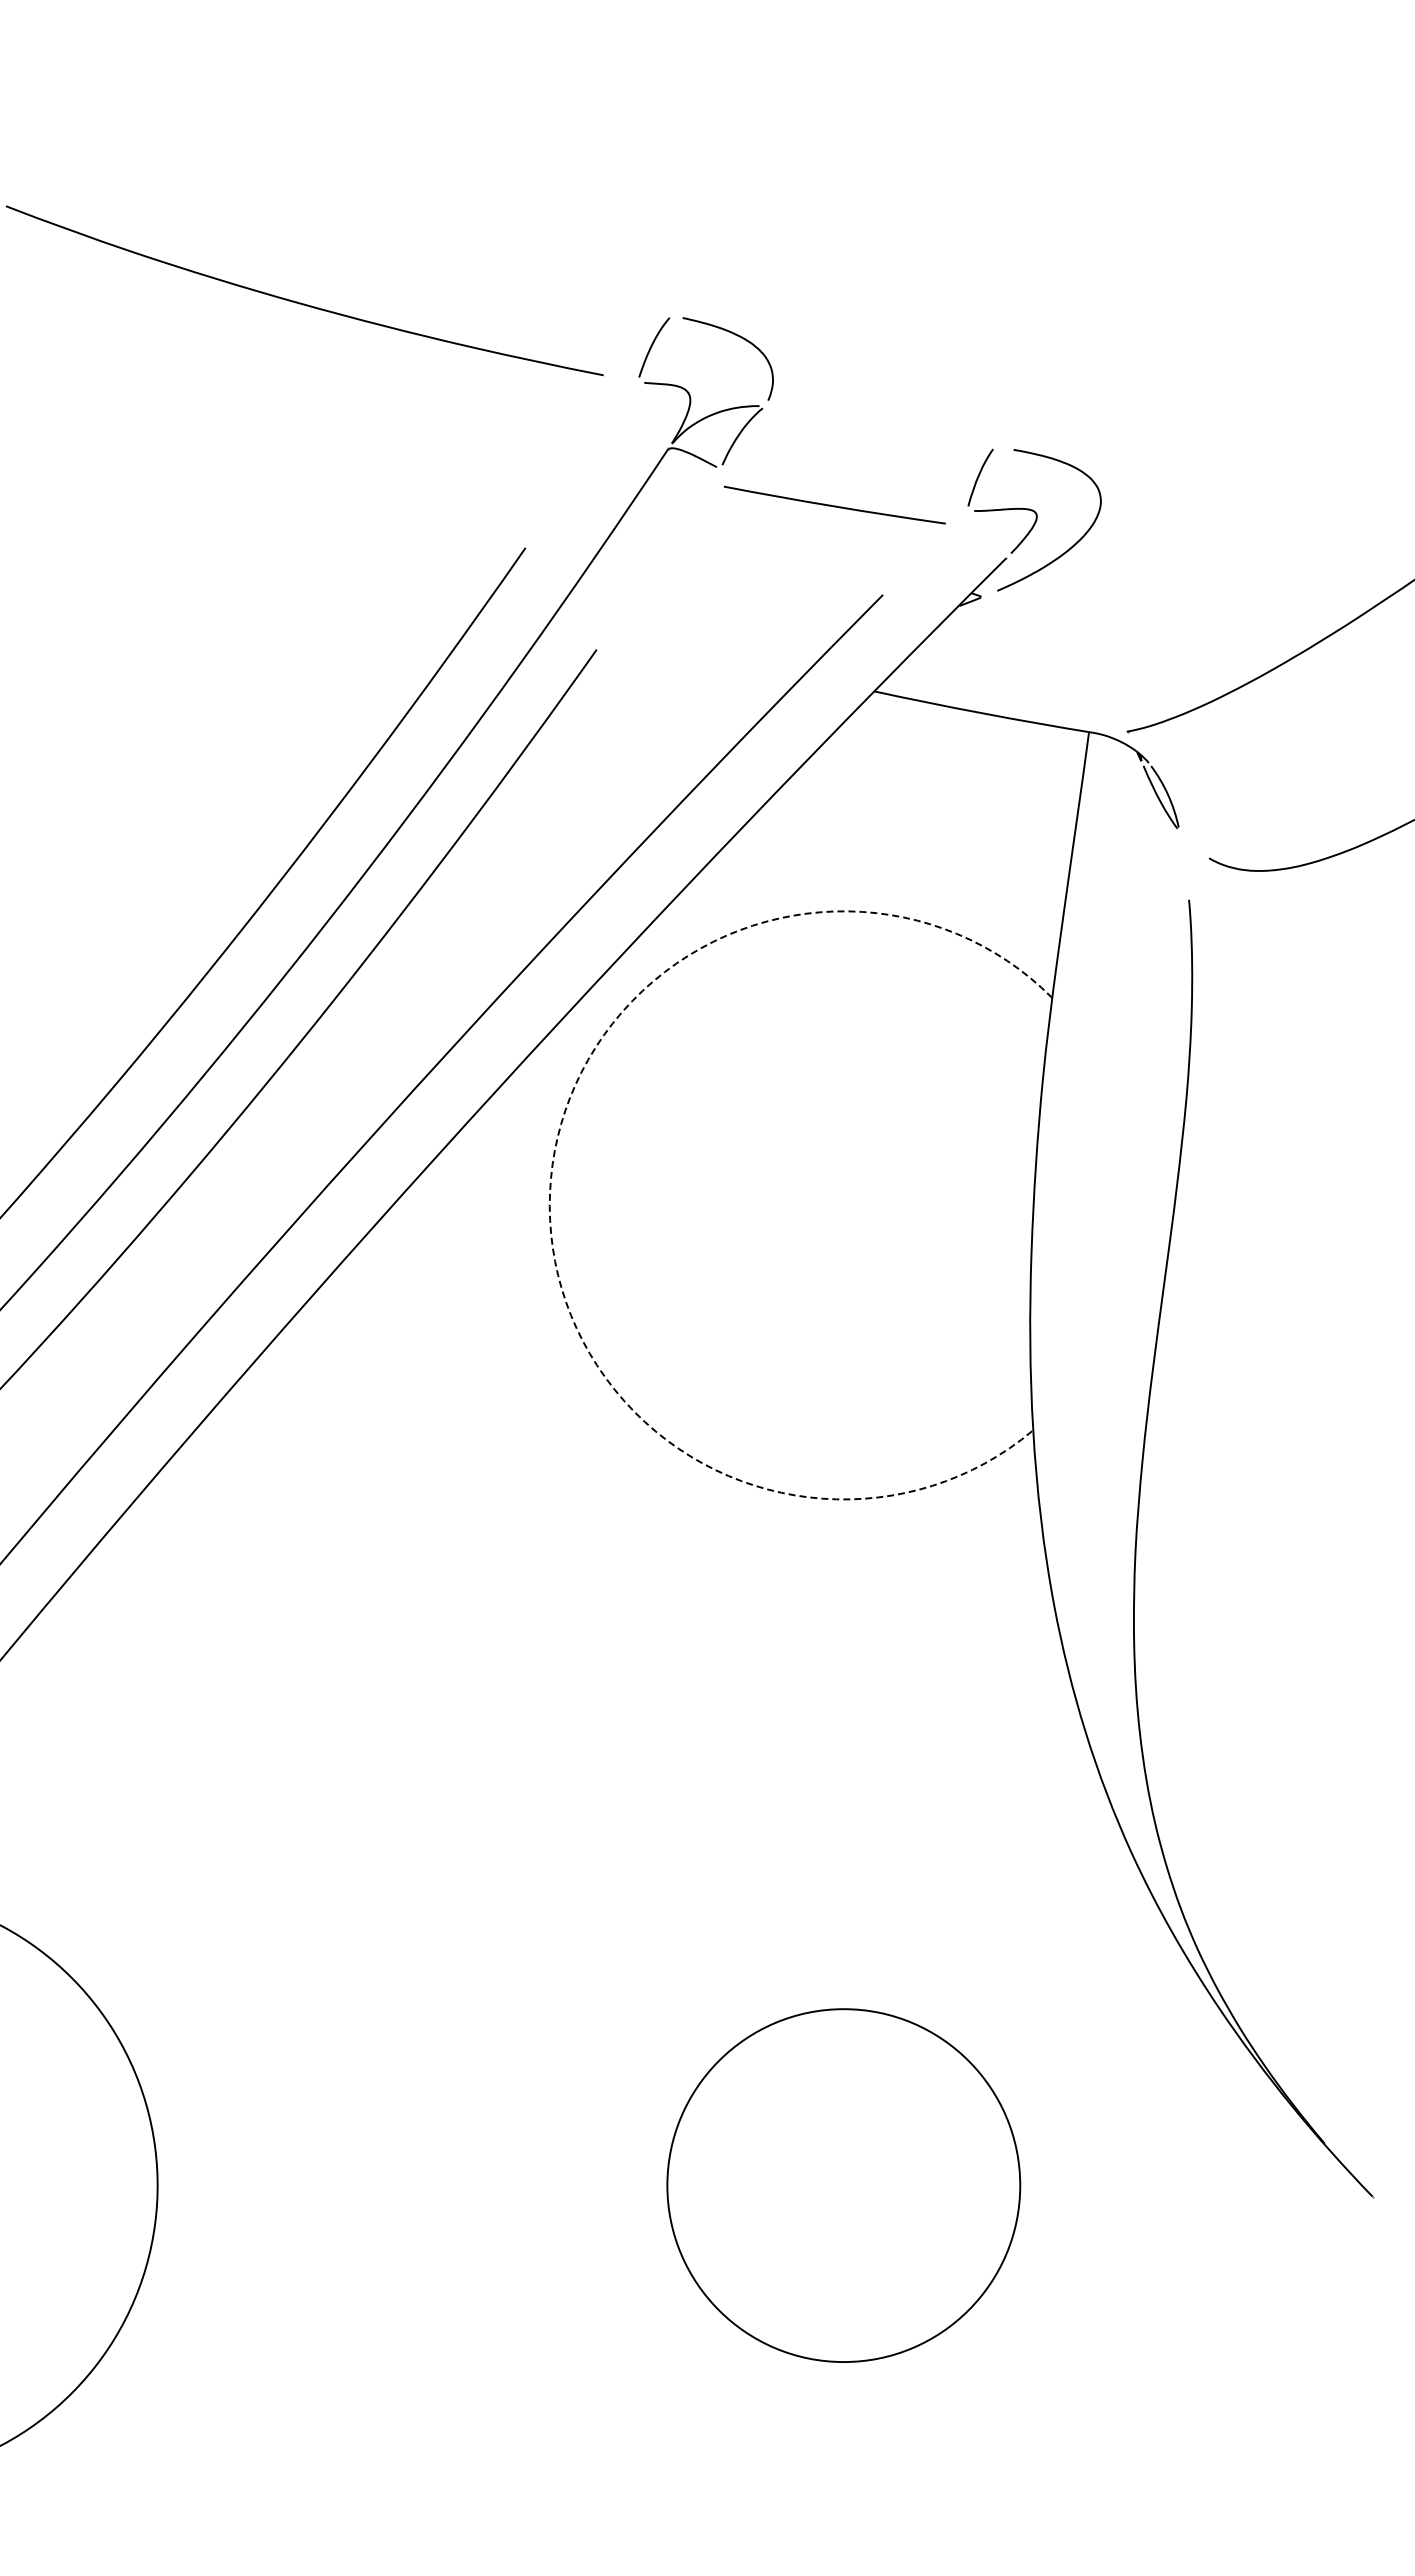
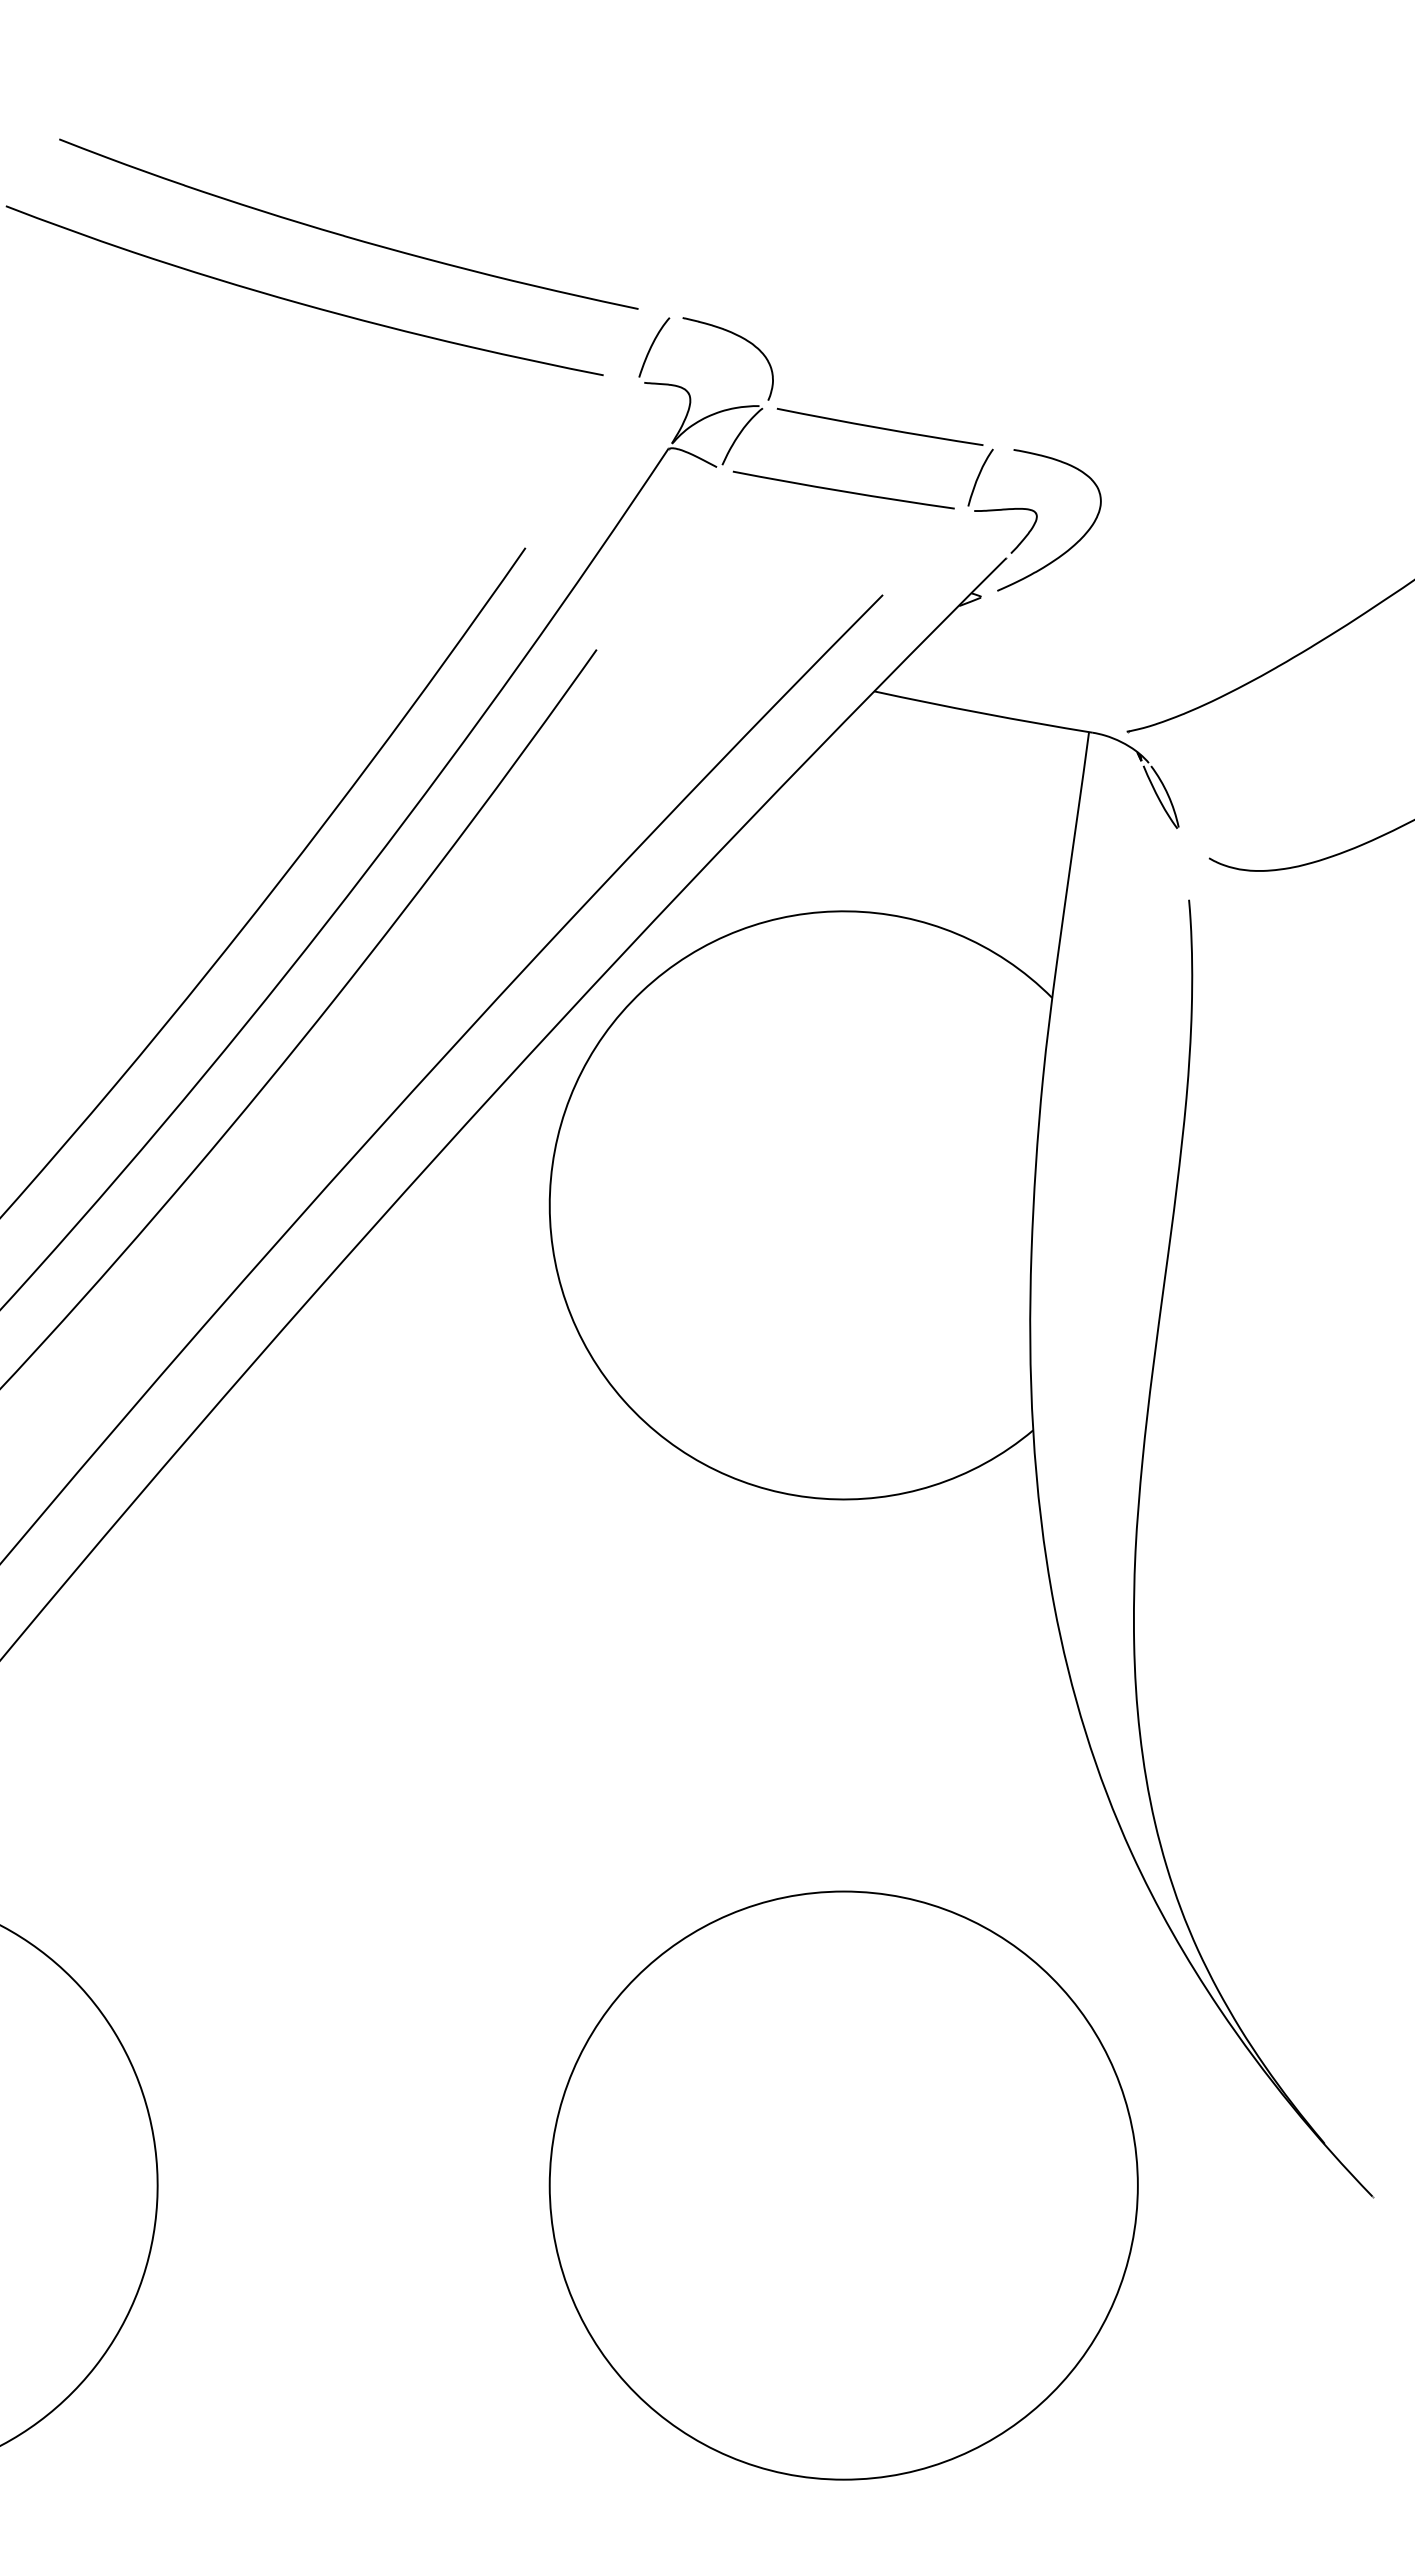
part: none -> present (343, 234)
curve: none -> present (878, 426)
curve position: (834, 505) -> (843, 490) (843, 490)
arc: dashed -> solid (550, 1192)
circle diameter: 353 px -> 588 px (843, 2185)
